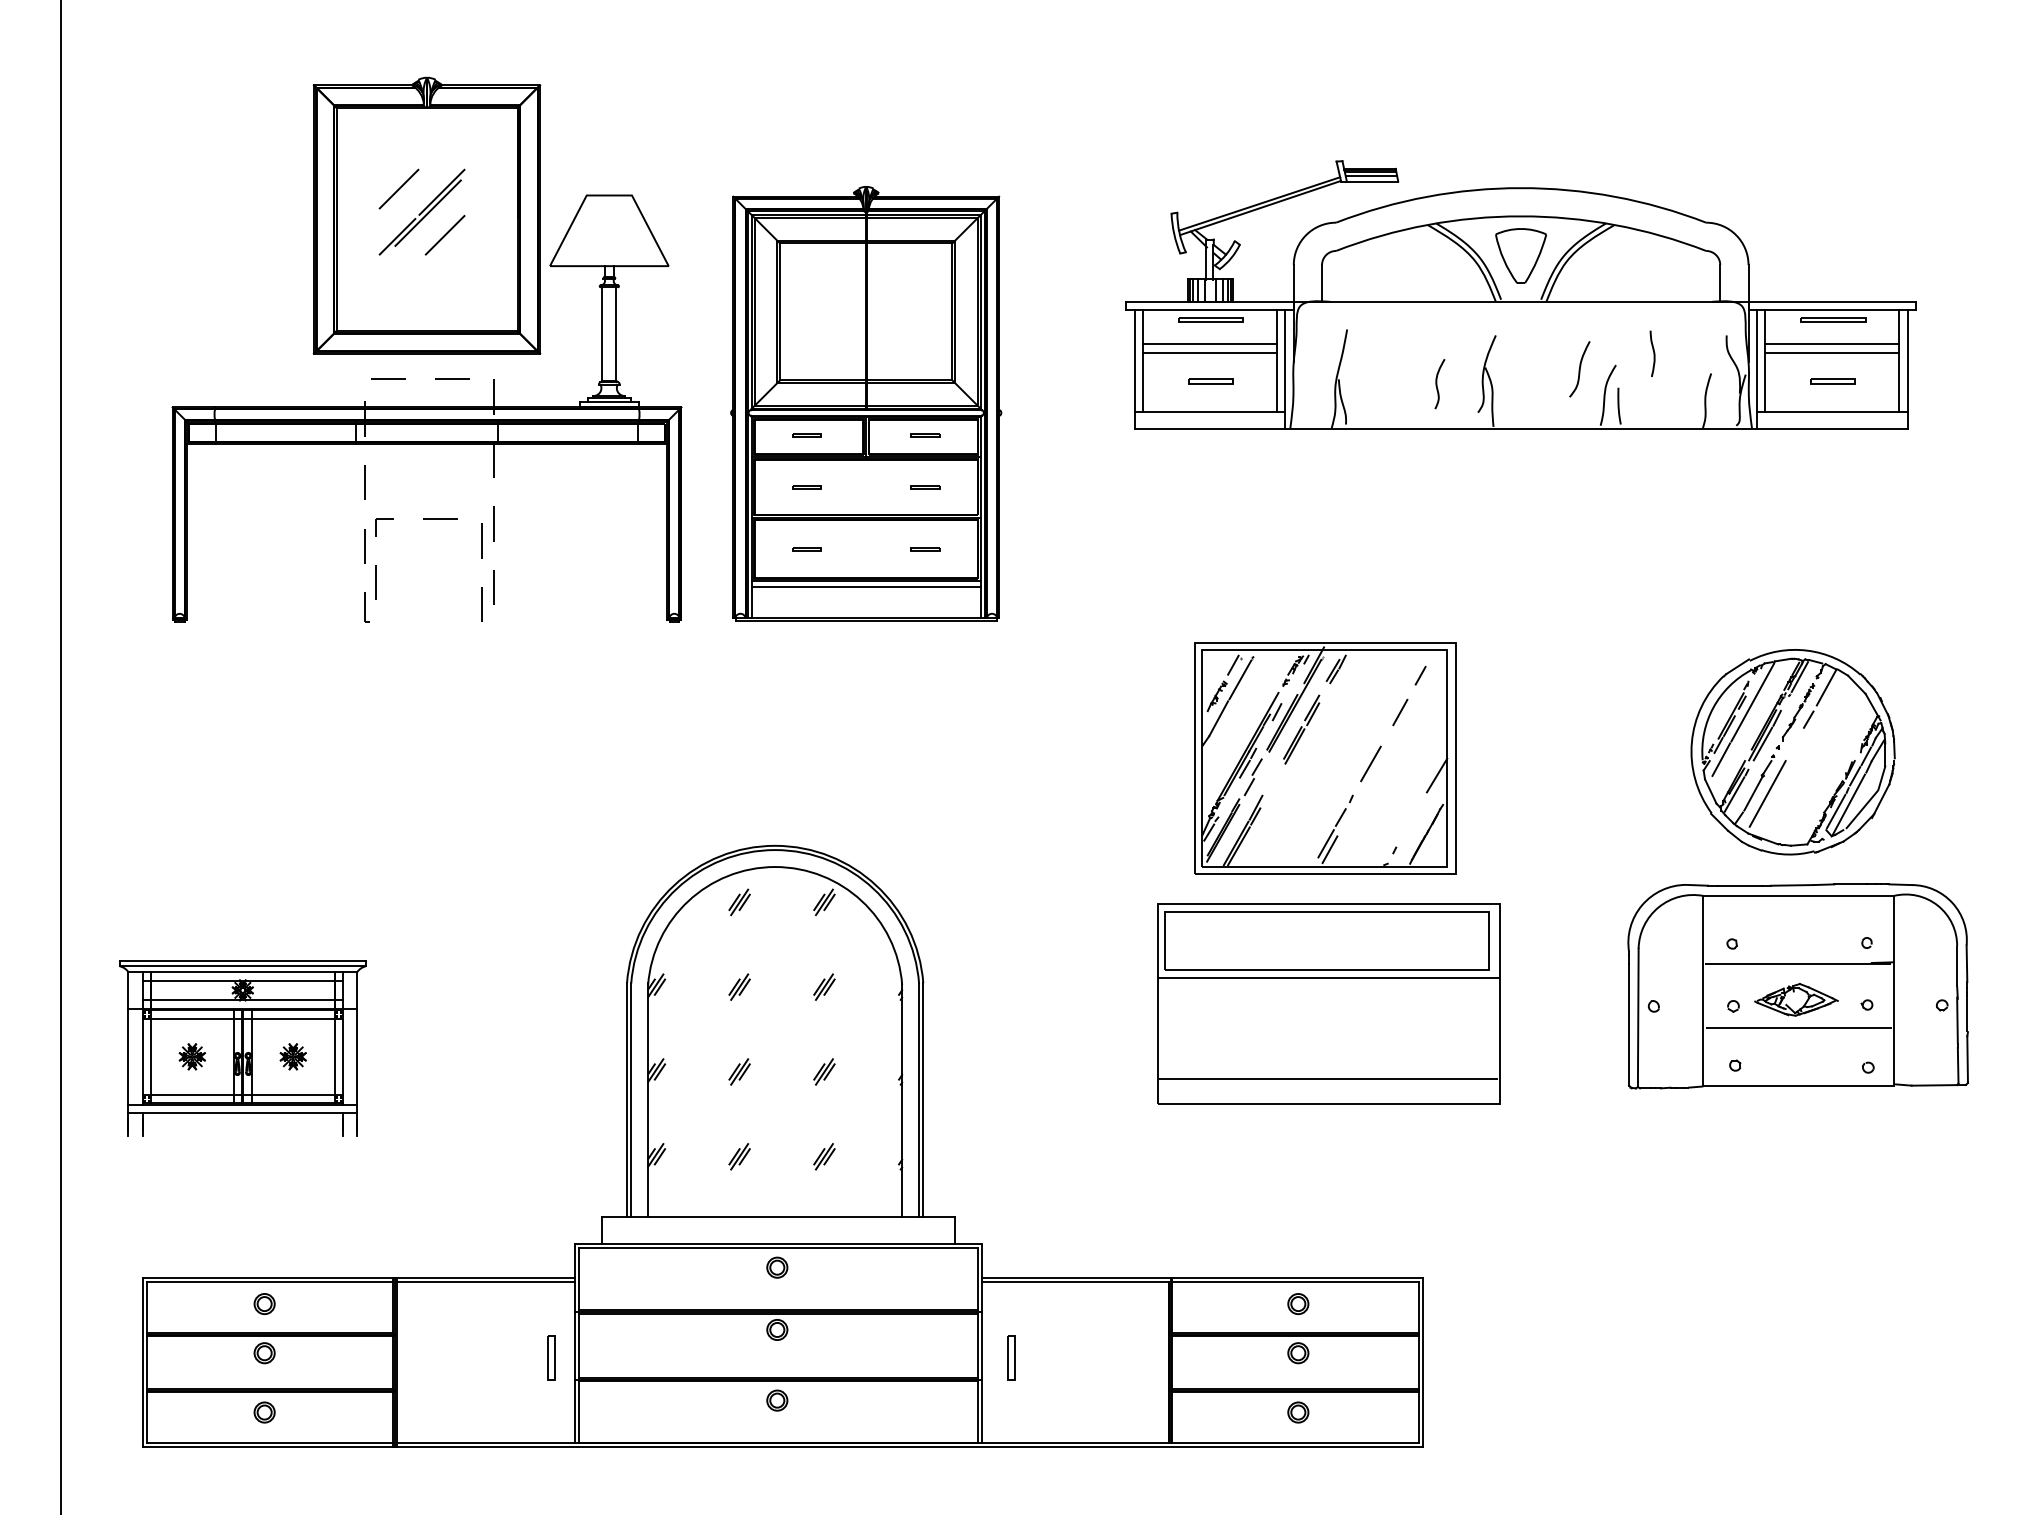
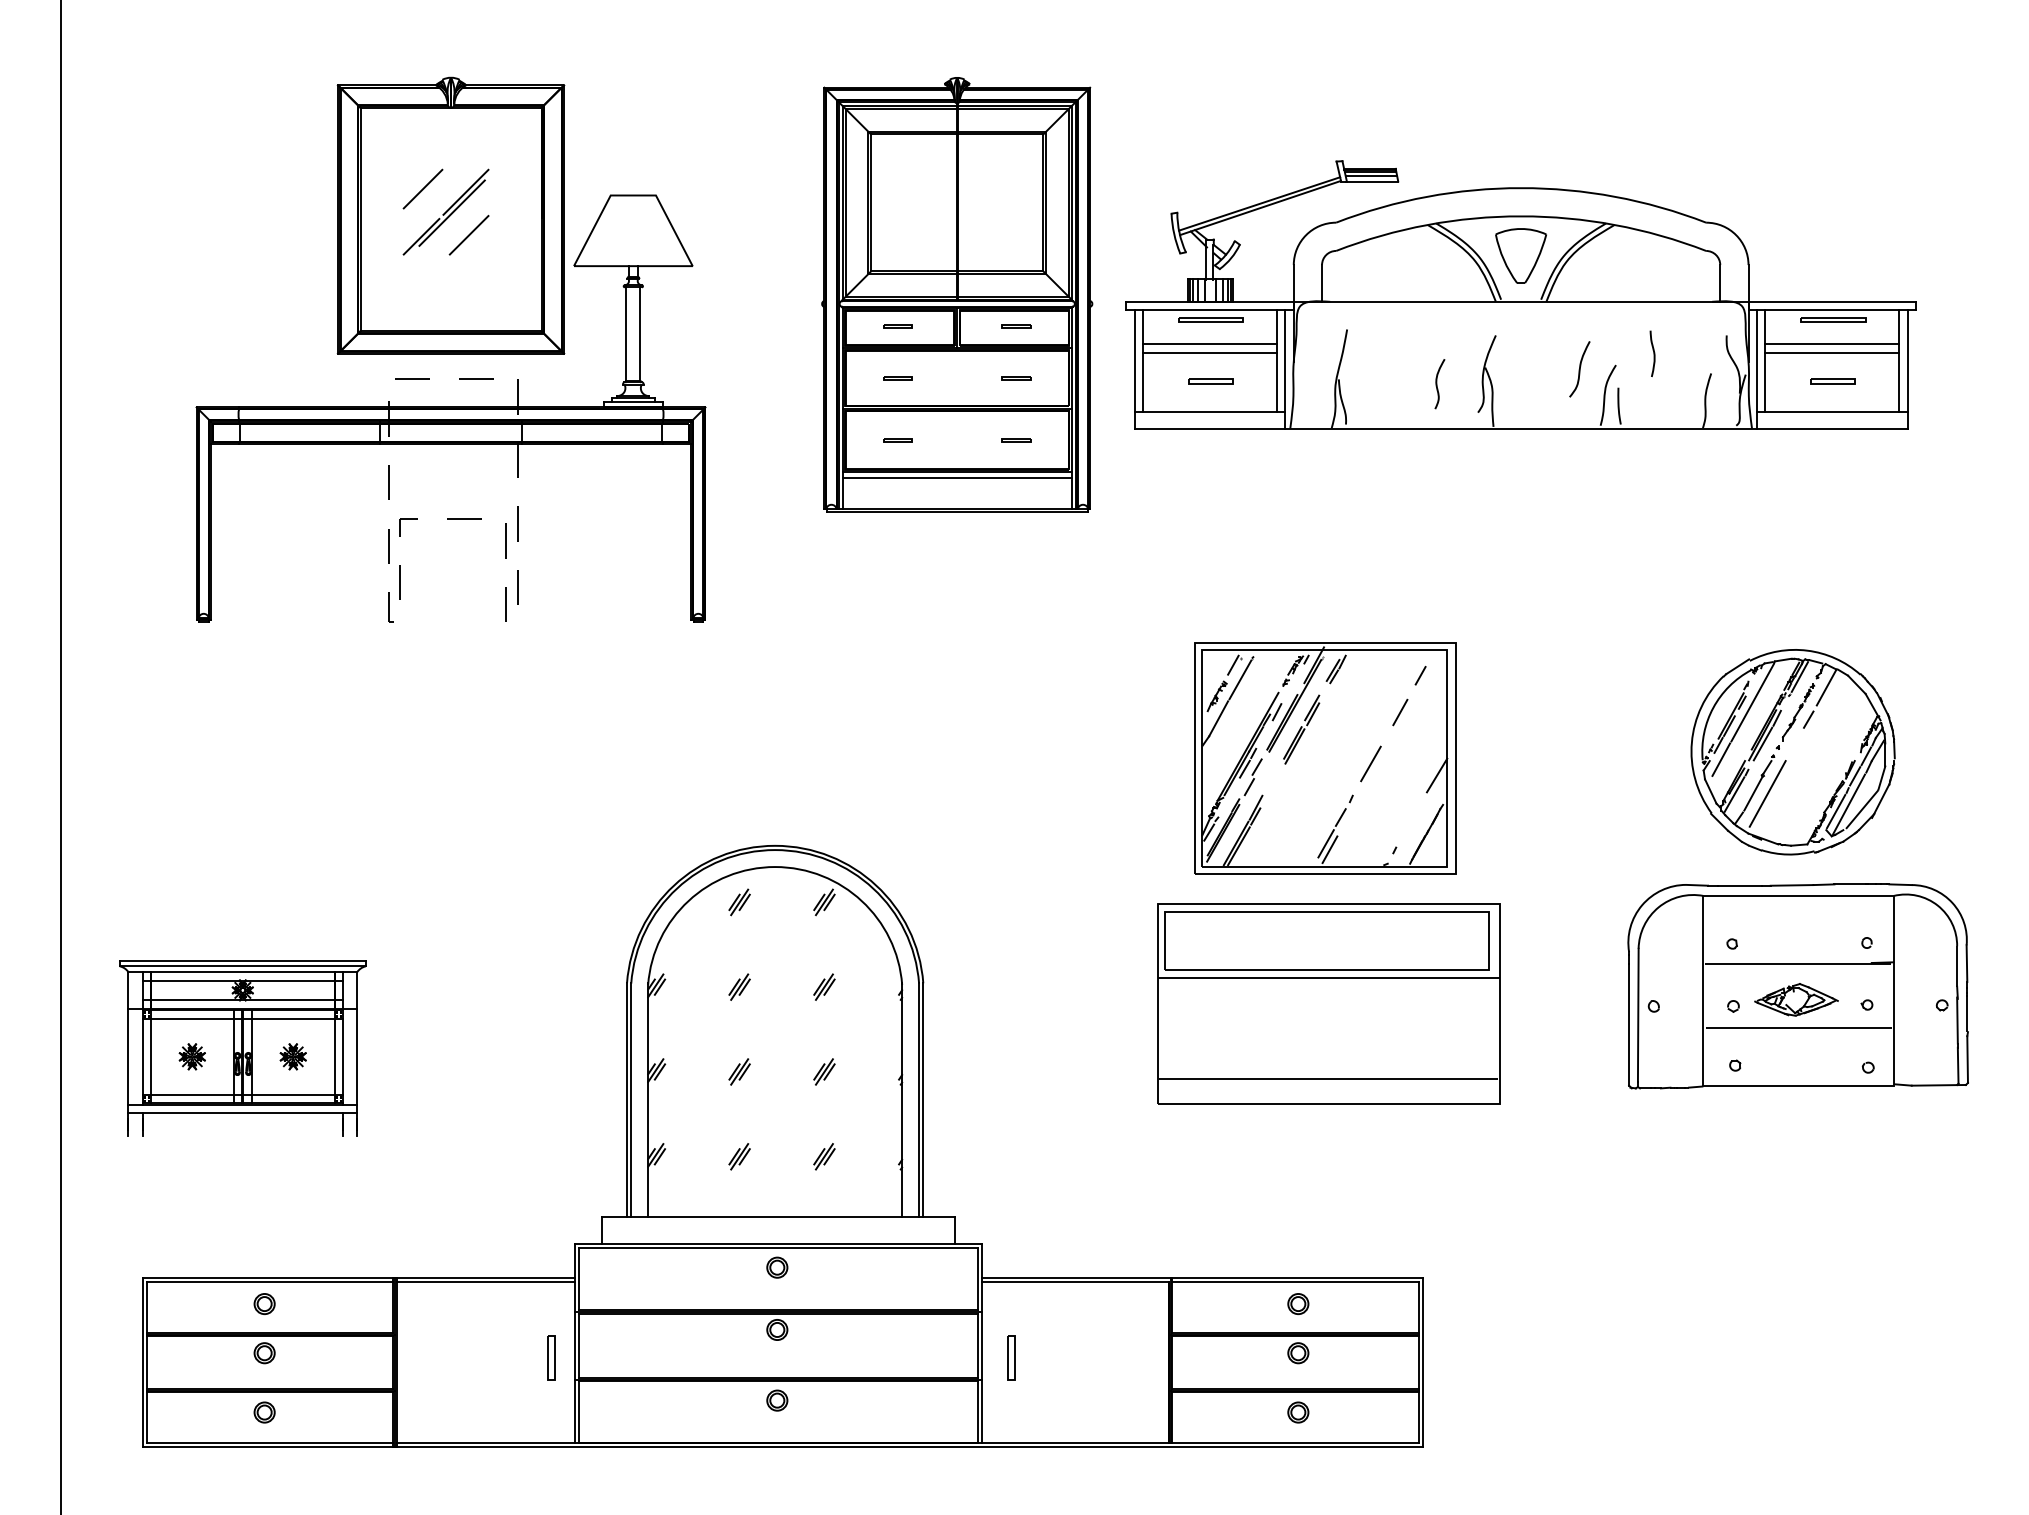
part position: (426, 349) -> (450, 349) (450, 349)
part position: (866, 403) -> (957, 294) (957, 294)
